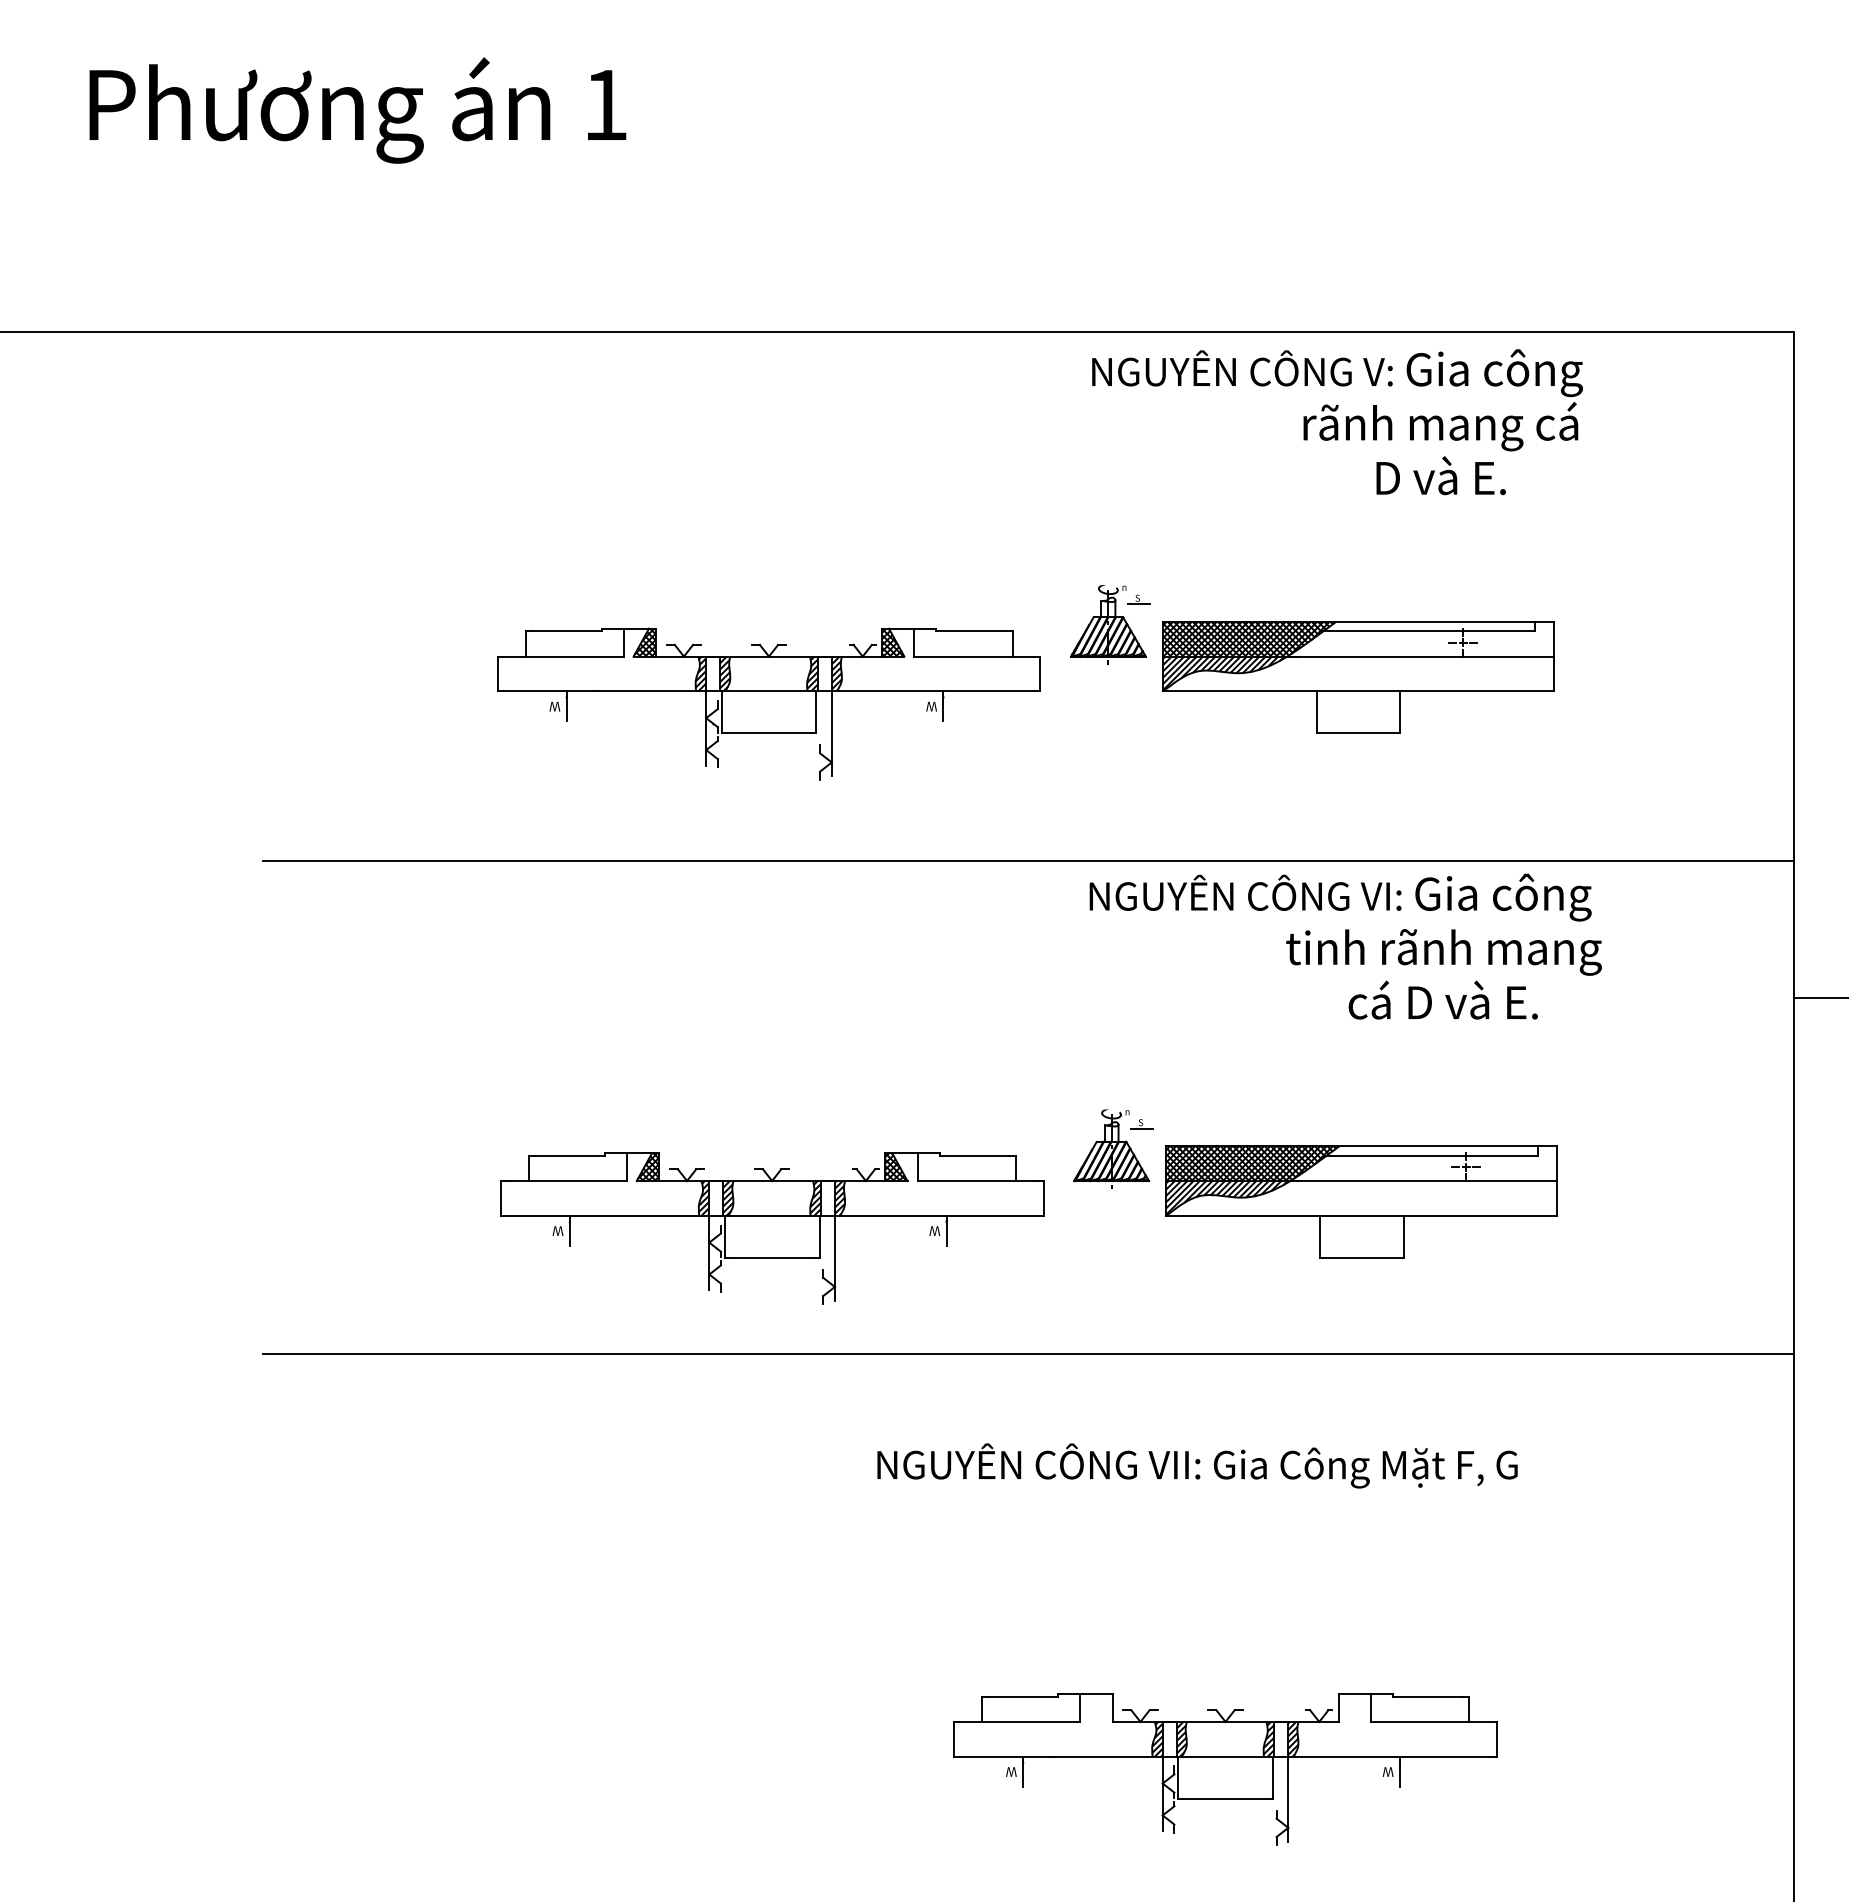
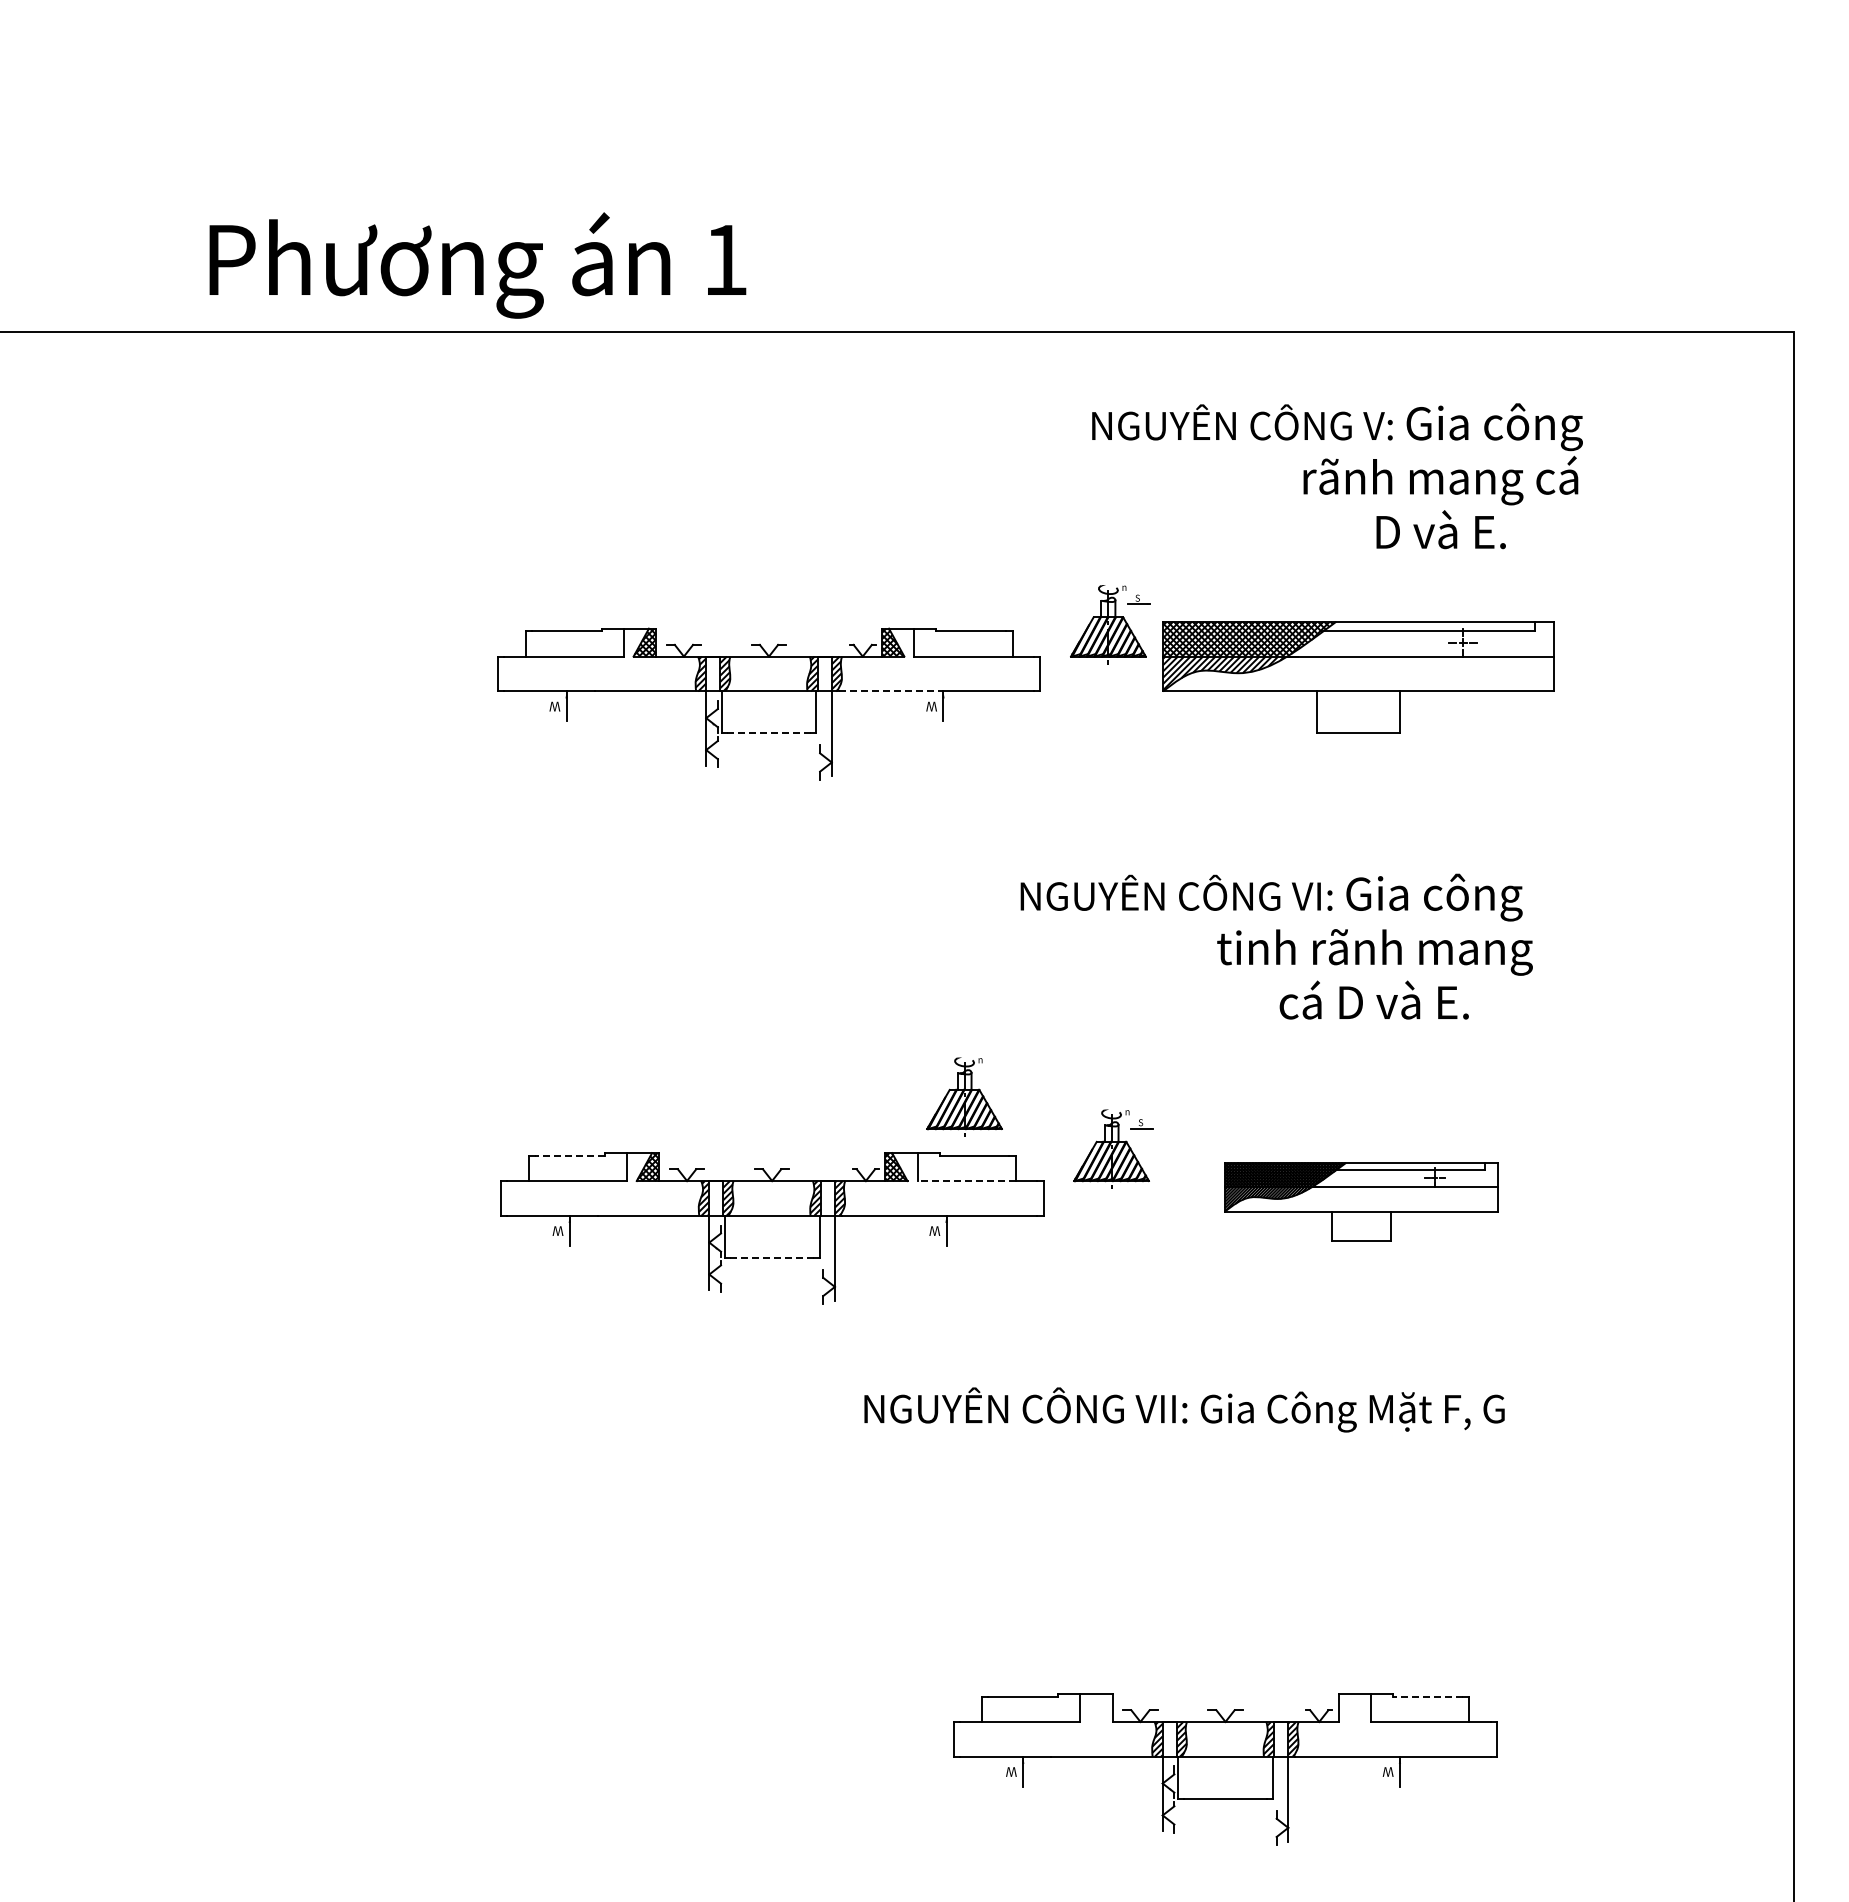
text position: (357, 110) -> (477, 265) (477, 265)
text position: (1337, 422) -> (1337, 476) (1337, 476)
line: solid -> dashed (891, 691)
line: solid -> dashed (769, 733)
line: present -> none (1027, 860)
text position: (1345, 946) -> (1276, 946) (1276, 946)
line: present -> none (1819, 997)
part: none -> present (964, 1096)
line: solid -> dashed (569, 1155)
line: solid -> dashed (966, 1181)
part size: 393x114 px -> 275x80 px (1361, 1201)
line: solid -> dashed (772, 1257)
line: present -> none (1027, 1354)
text position: (1197, 1465) -> (1184, 1409) (1184, 1409)
line: solid -> dashed (1427, 1696)
